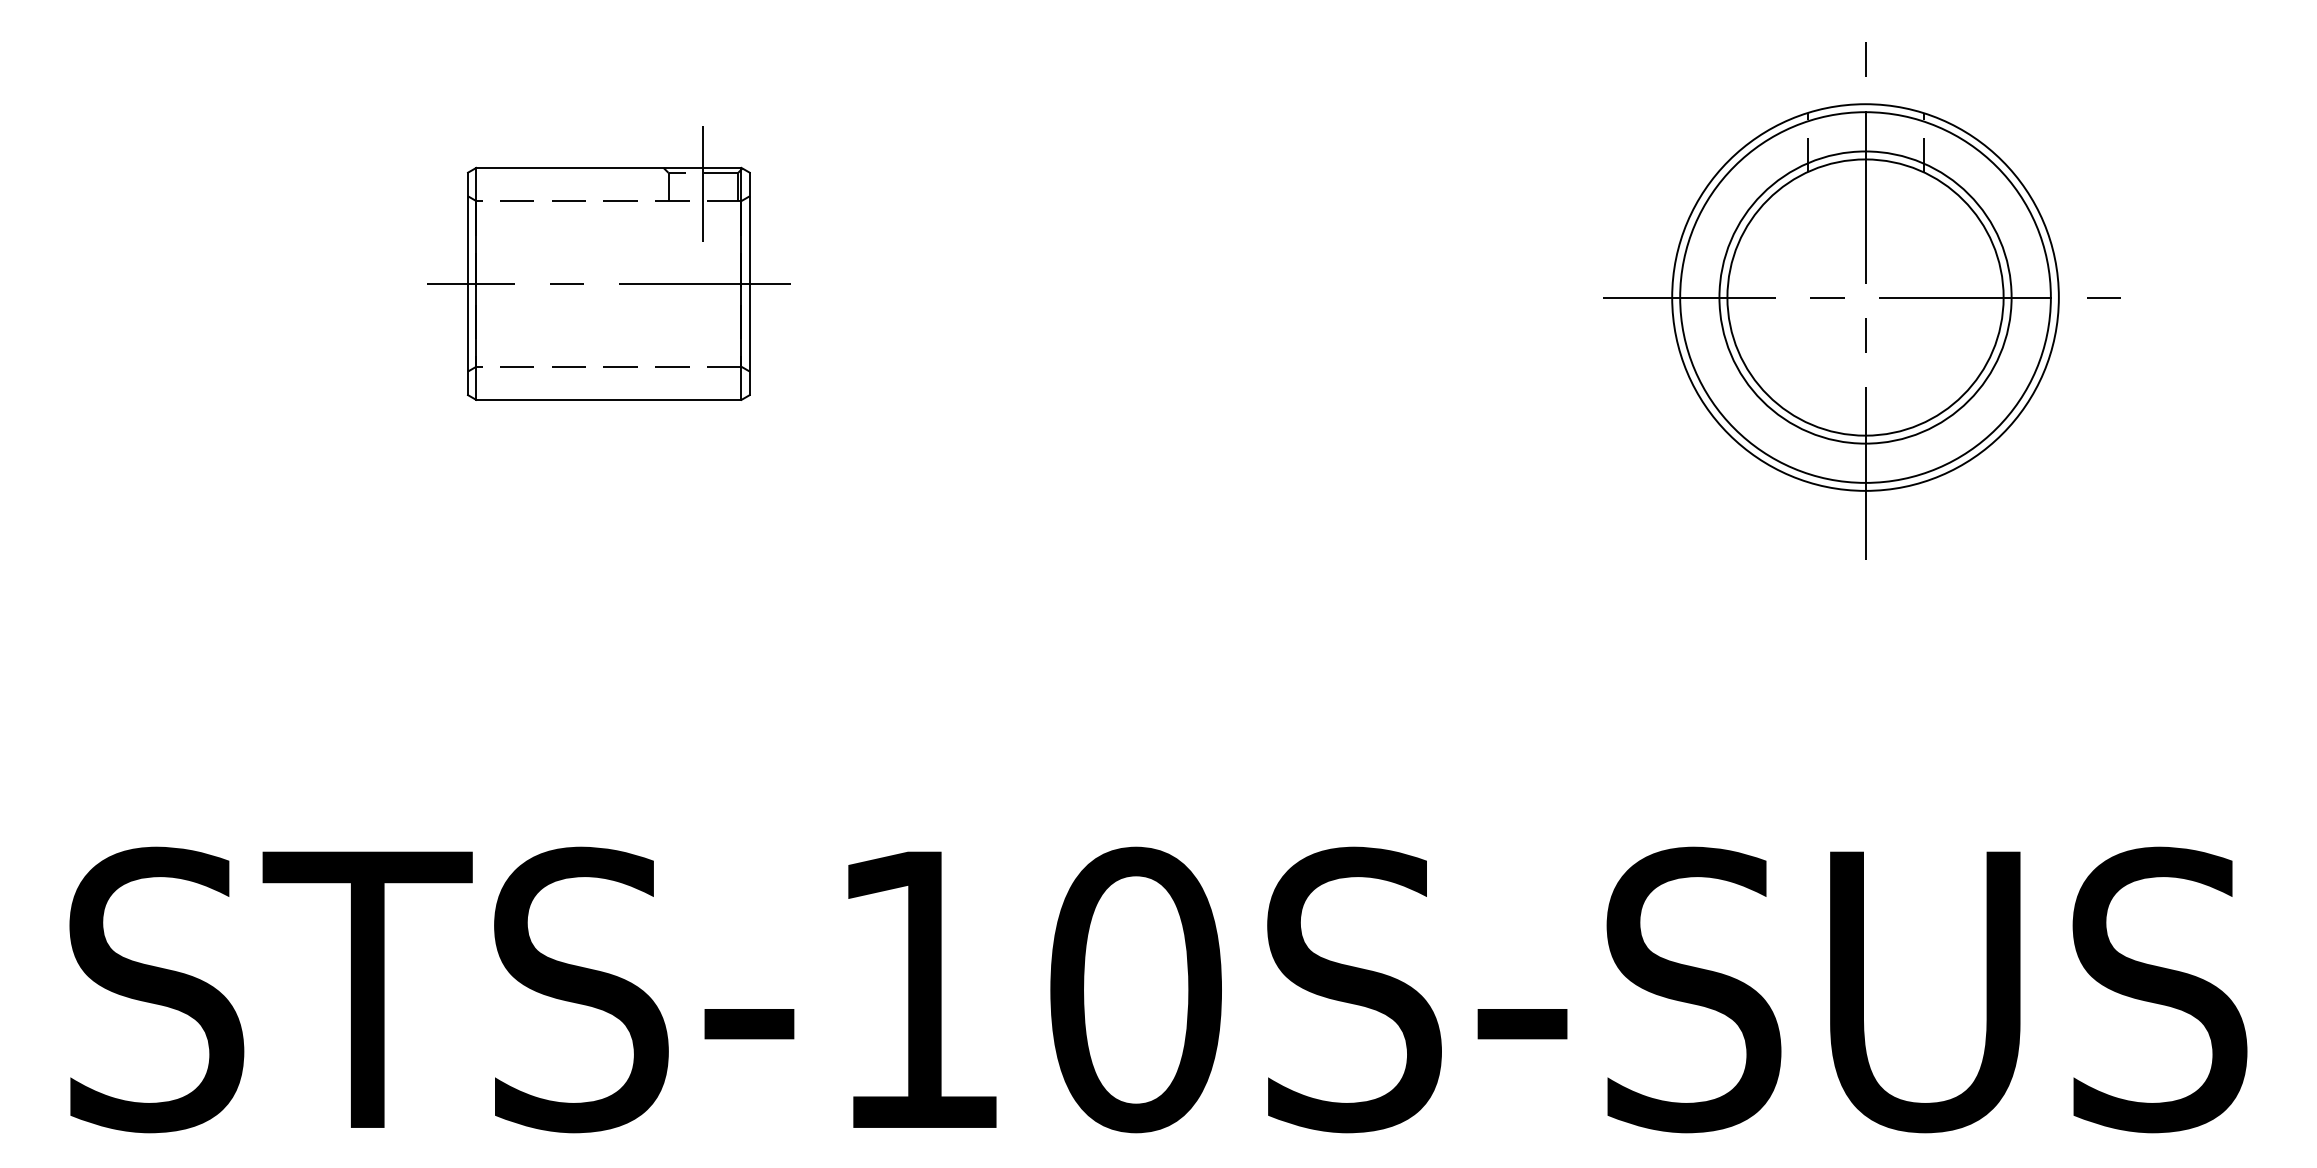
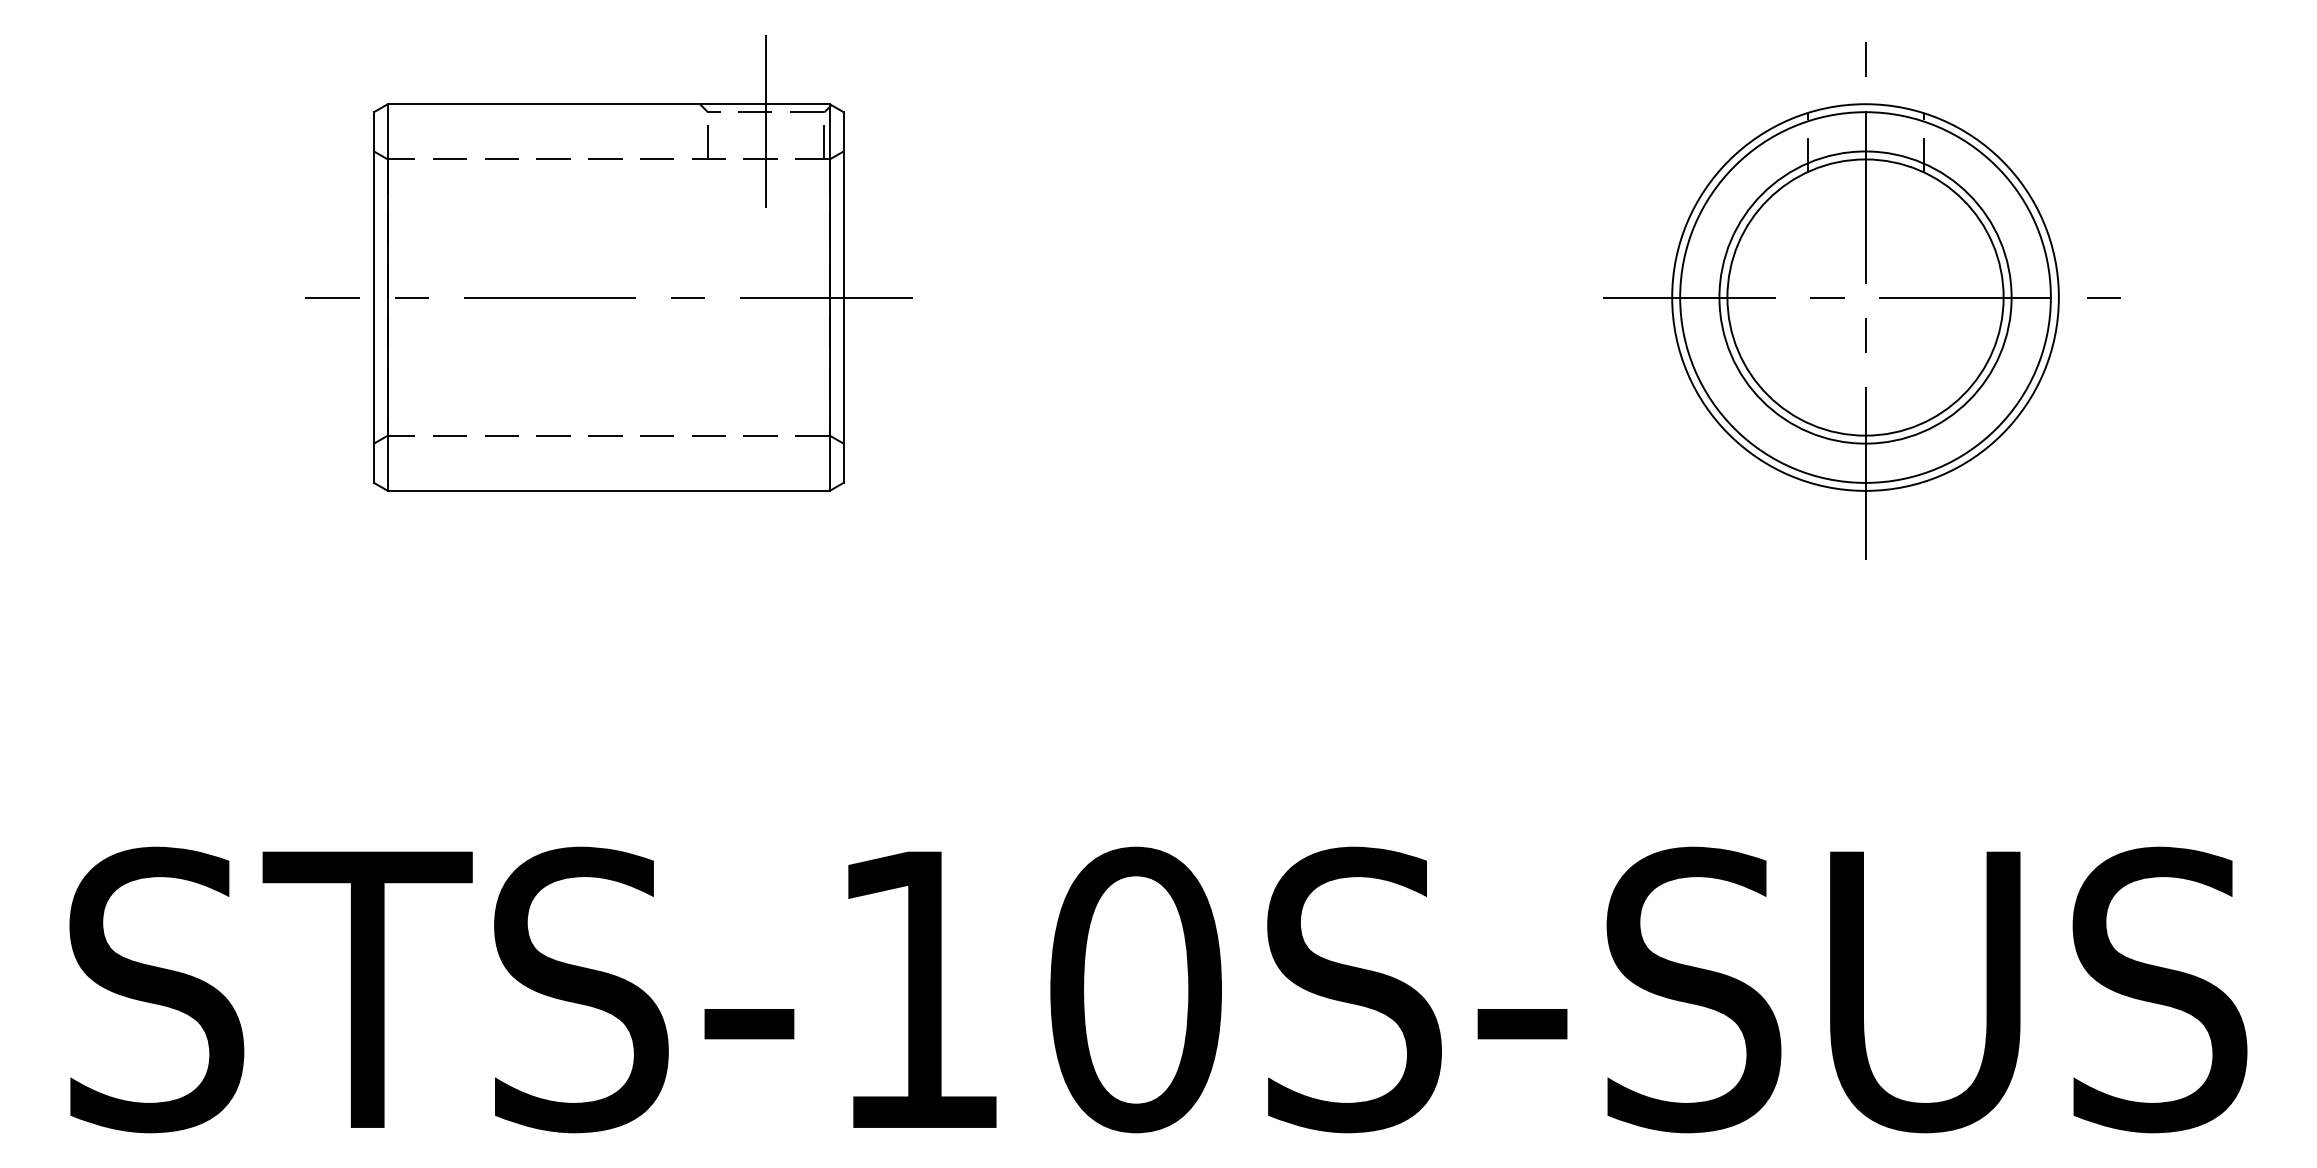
part size: 364x275 px -> 608x457 px (608, 263)
